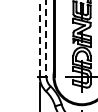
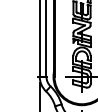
line: dashed -> solid (39, 38)
line: dashed -> solid (46, 38)
